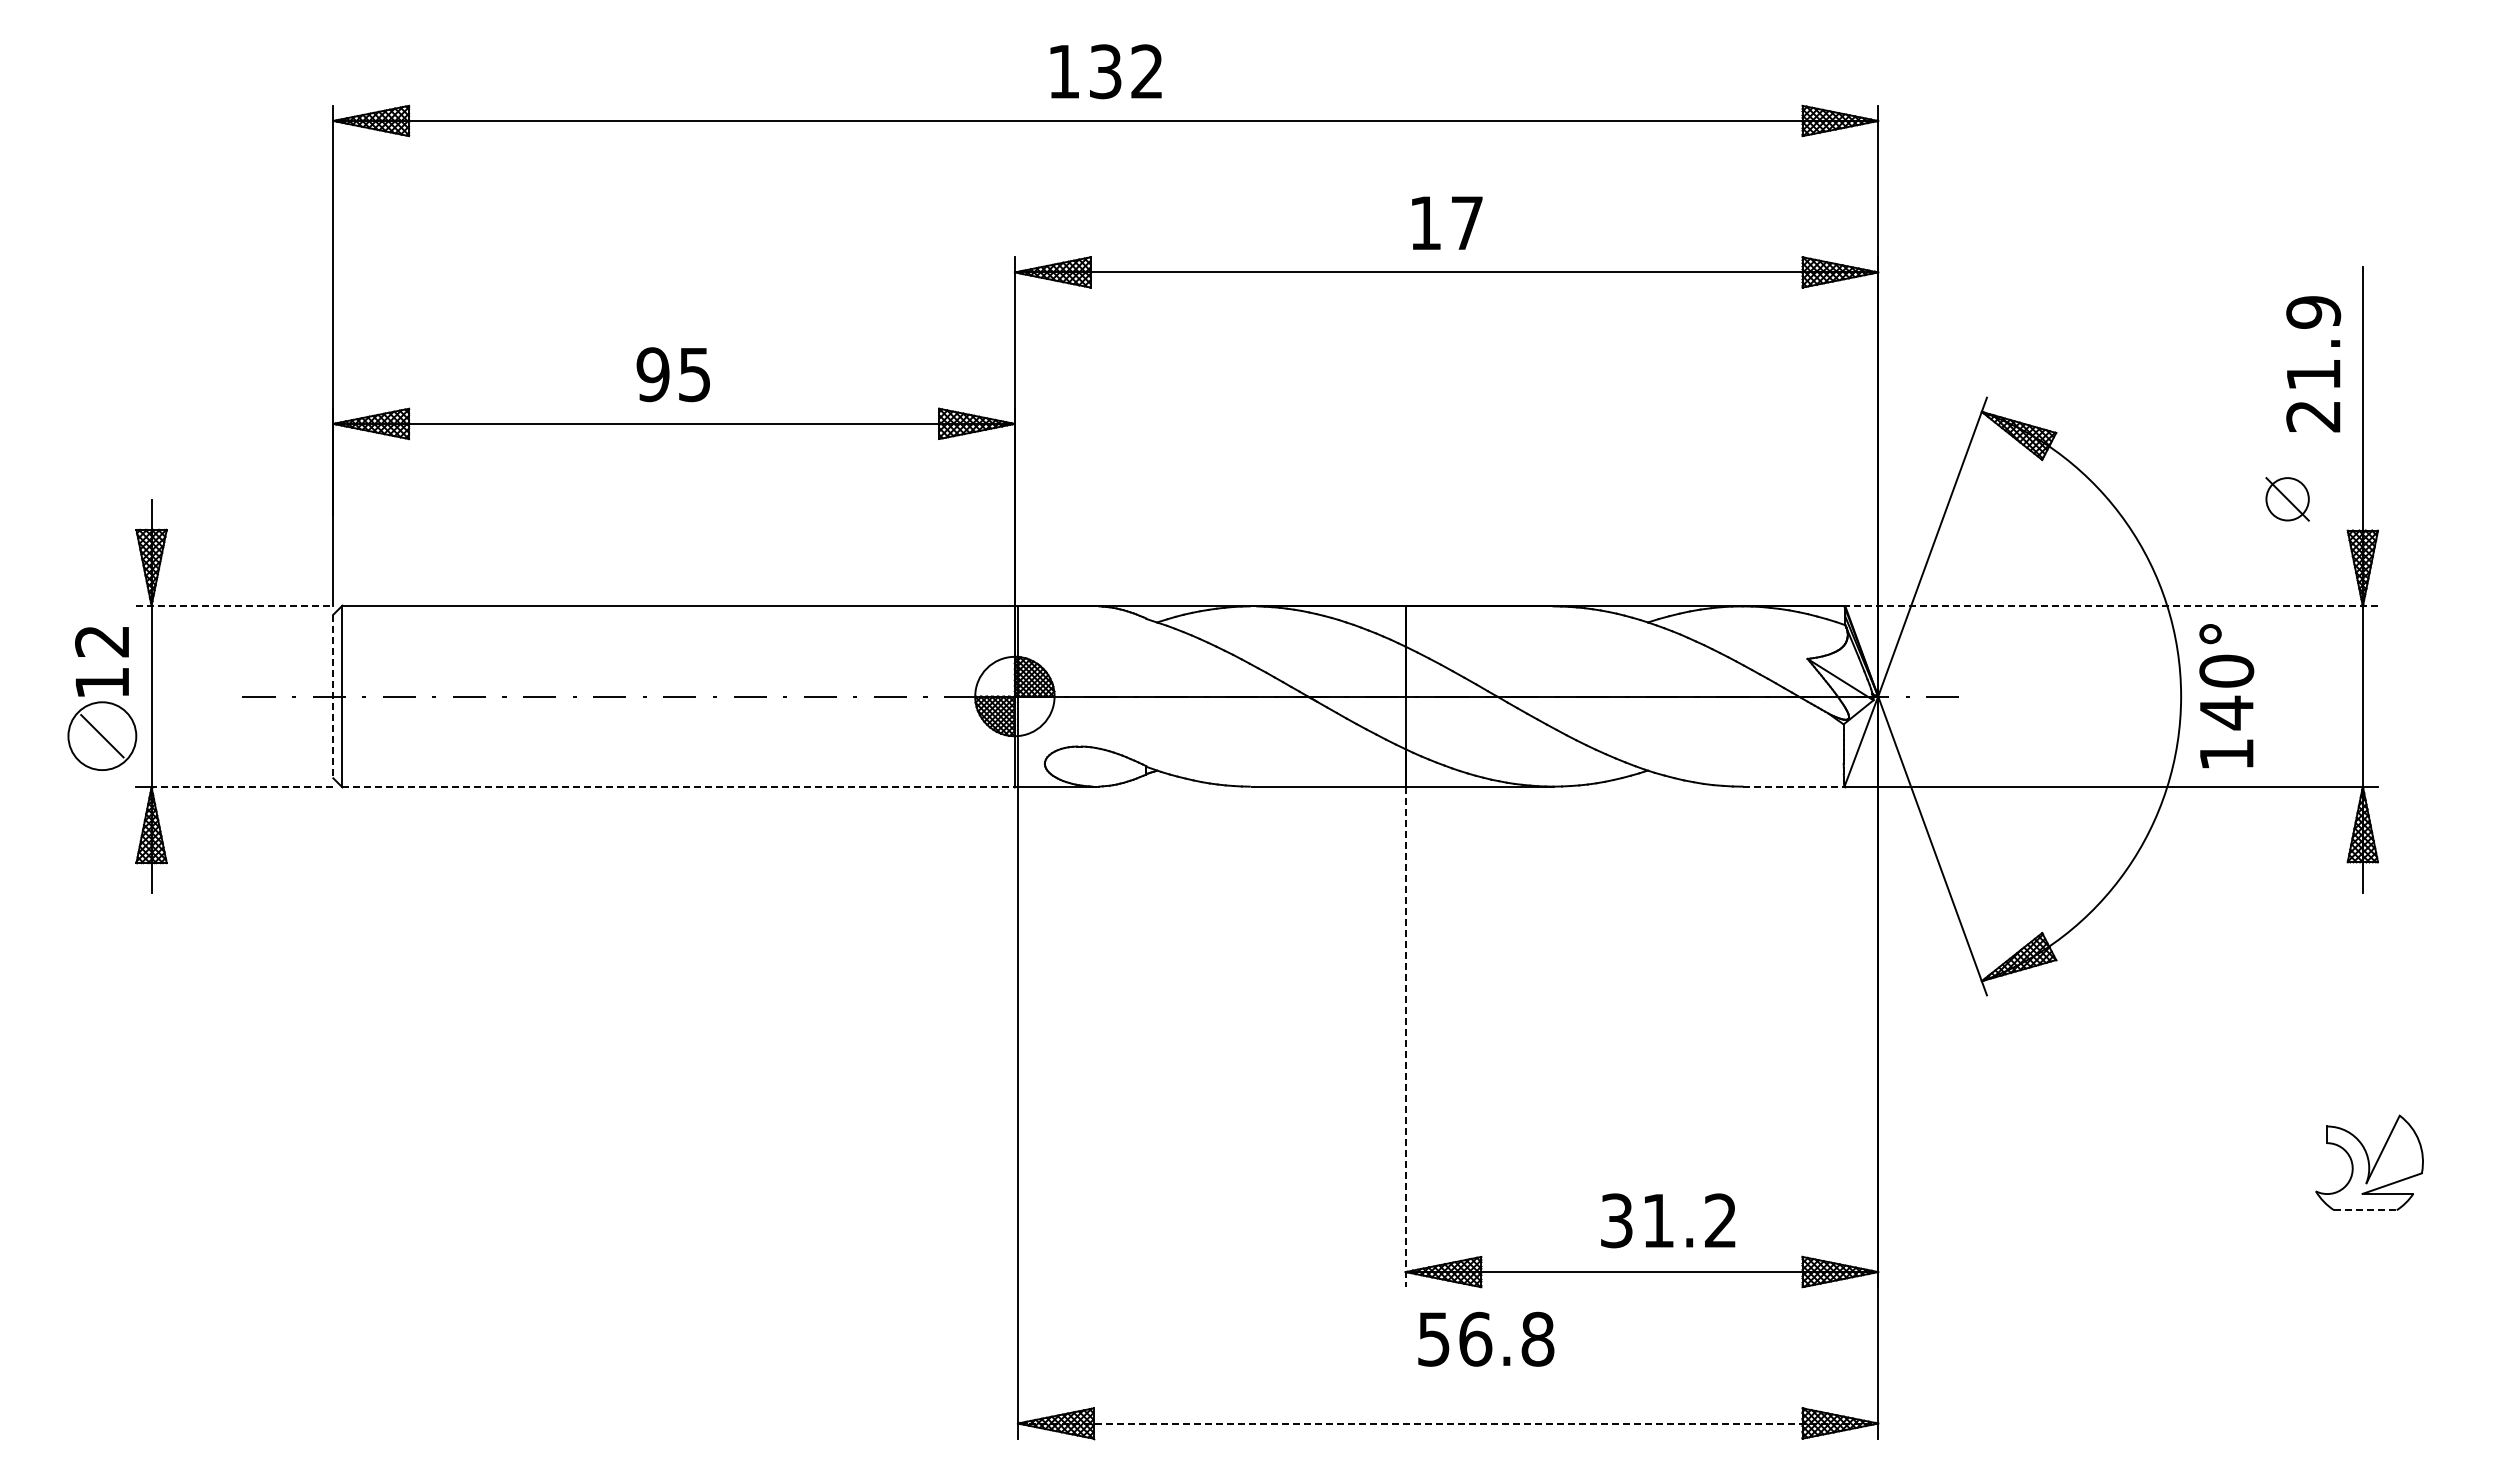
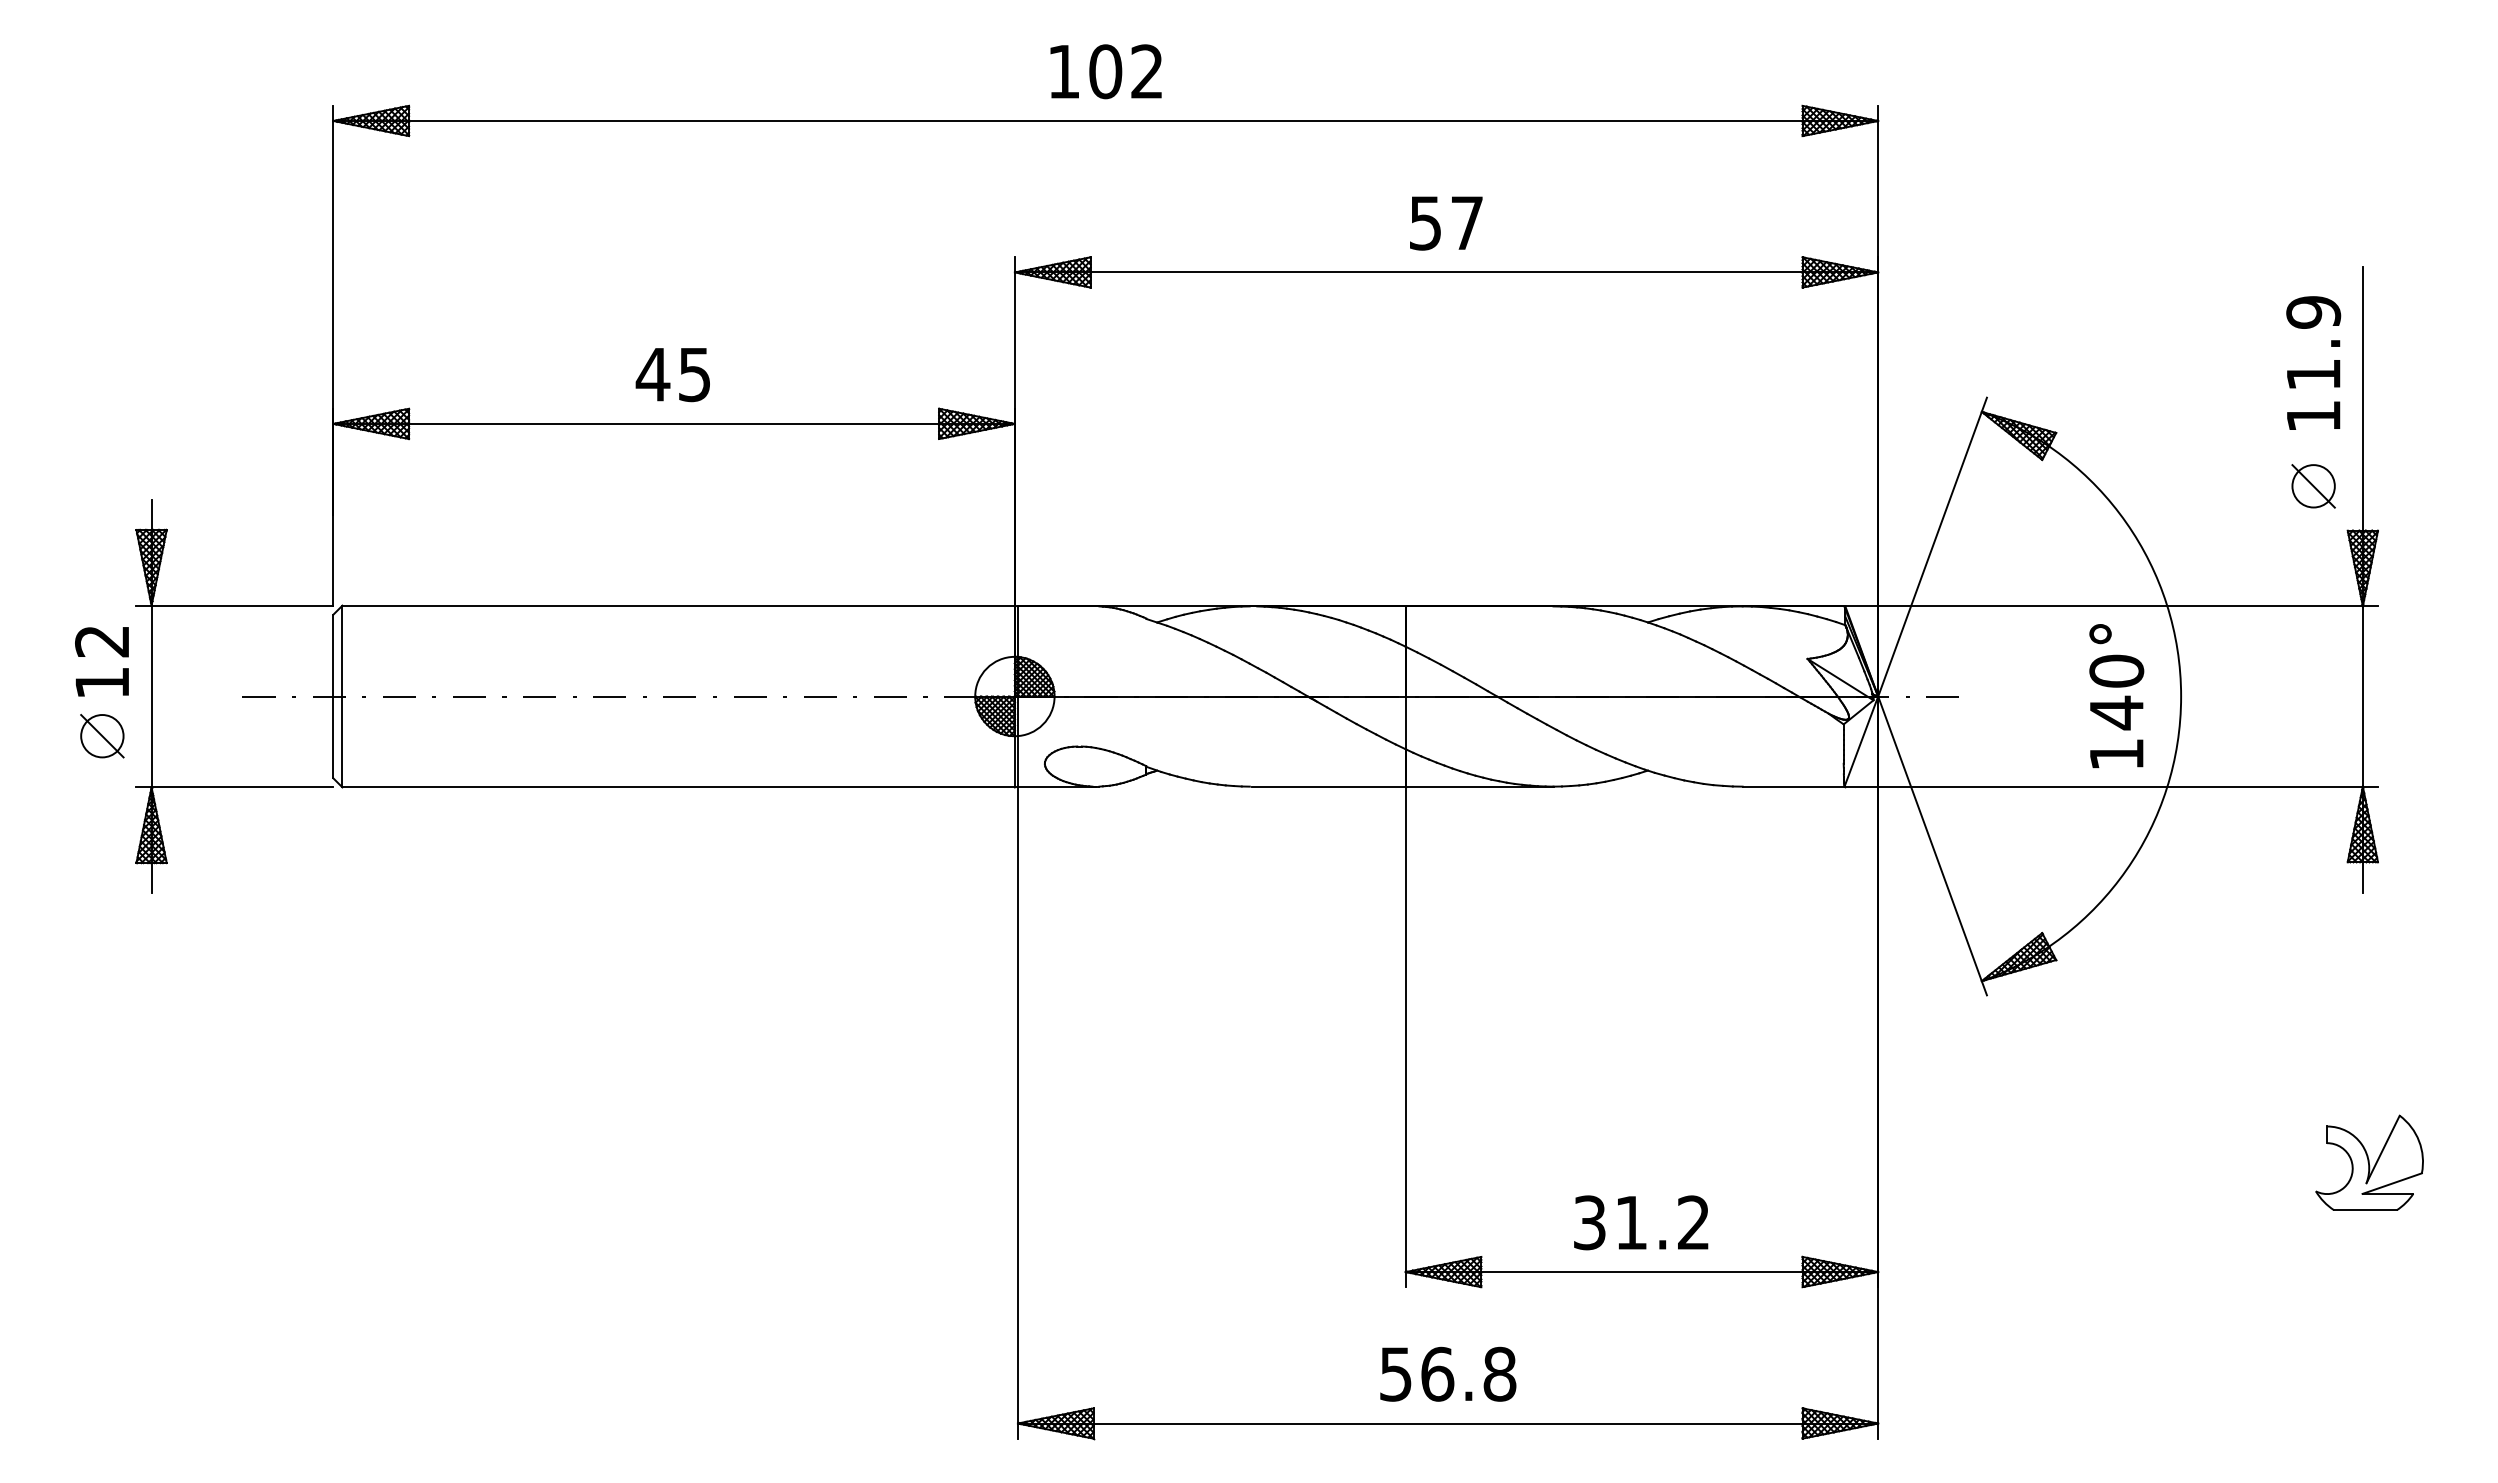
text: 132 -> 102 (1105, 71)
text: 17 -> 57 (1425, 223)
text: 95 -> 45 (652, 374)
text: 21.9 -> 11.9 (2313, 416)
part position: (2287, 499) -> (2313, 486) (2313, 486)
line: dashed -> solid (235, 605)
line: dashed -> solid (2111, 606)
line: dashed -> solid (333, 696)
text position: (2226, 696) -> (2116, 696) (2116, 696)
circle diameter: 68 px -> 42 px (102, 736)
line: dashed -> solid (1793, 786)
line: dashed -> solid (242, 787)
line: dashed -> solid (679, 787)
line: dashed -> solid (1405, 1037)
line: dashed -> solid (2365, 1210)
text position: (1668, 1220) -> (1641, 1222) (1641, 1222)
text position: (1486, 1338) -> (1448, 1373) (1448, 1373)
line: dashed -> solid (1448, 1423)
